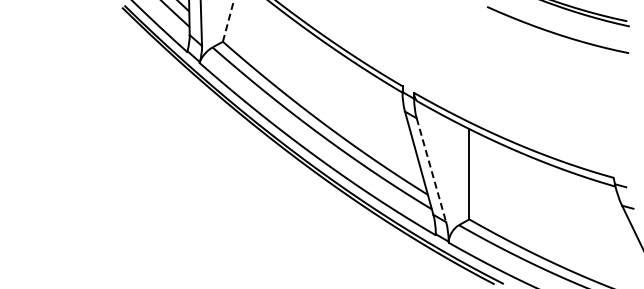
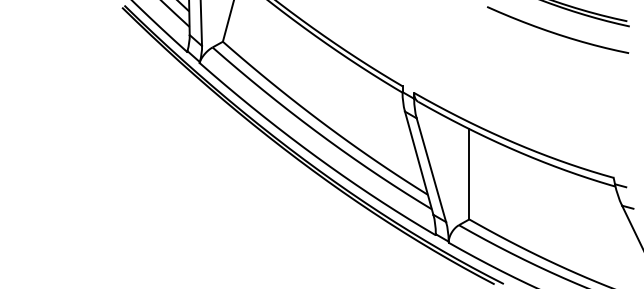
line: dashed -> solid (228, 20)
line: dashed -> solid (431, 170)
